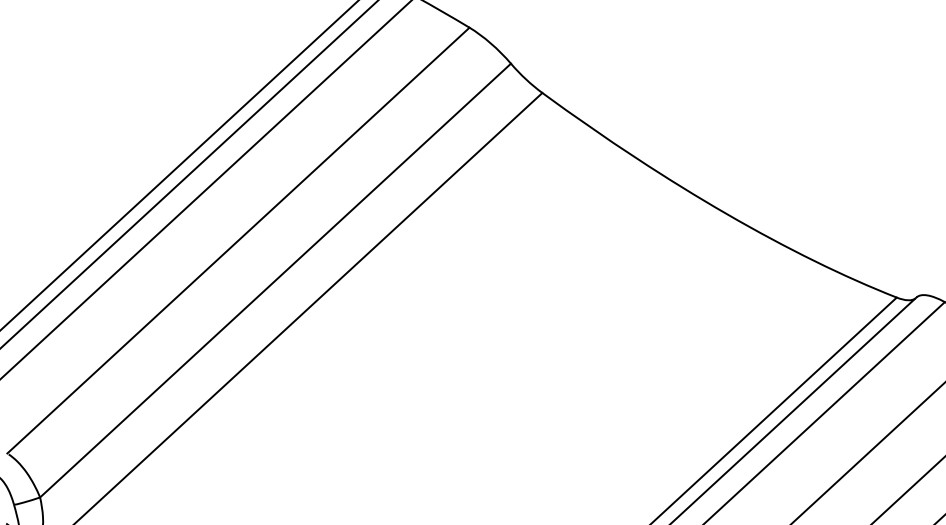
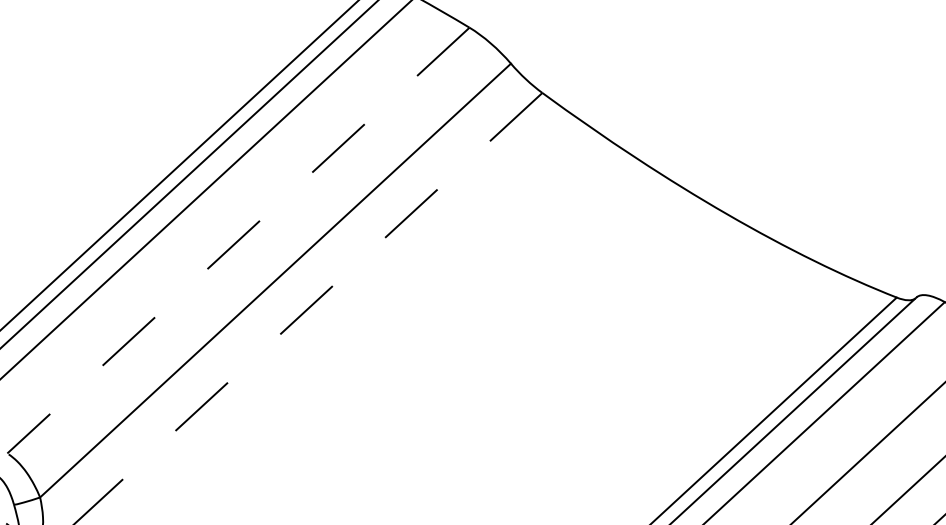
line: solid -> dashed (238, 240)
line: solid -> dashed (307, 309)
